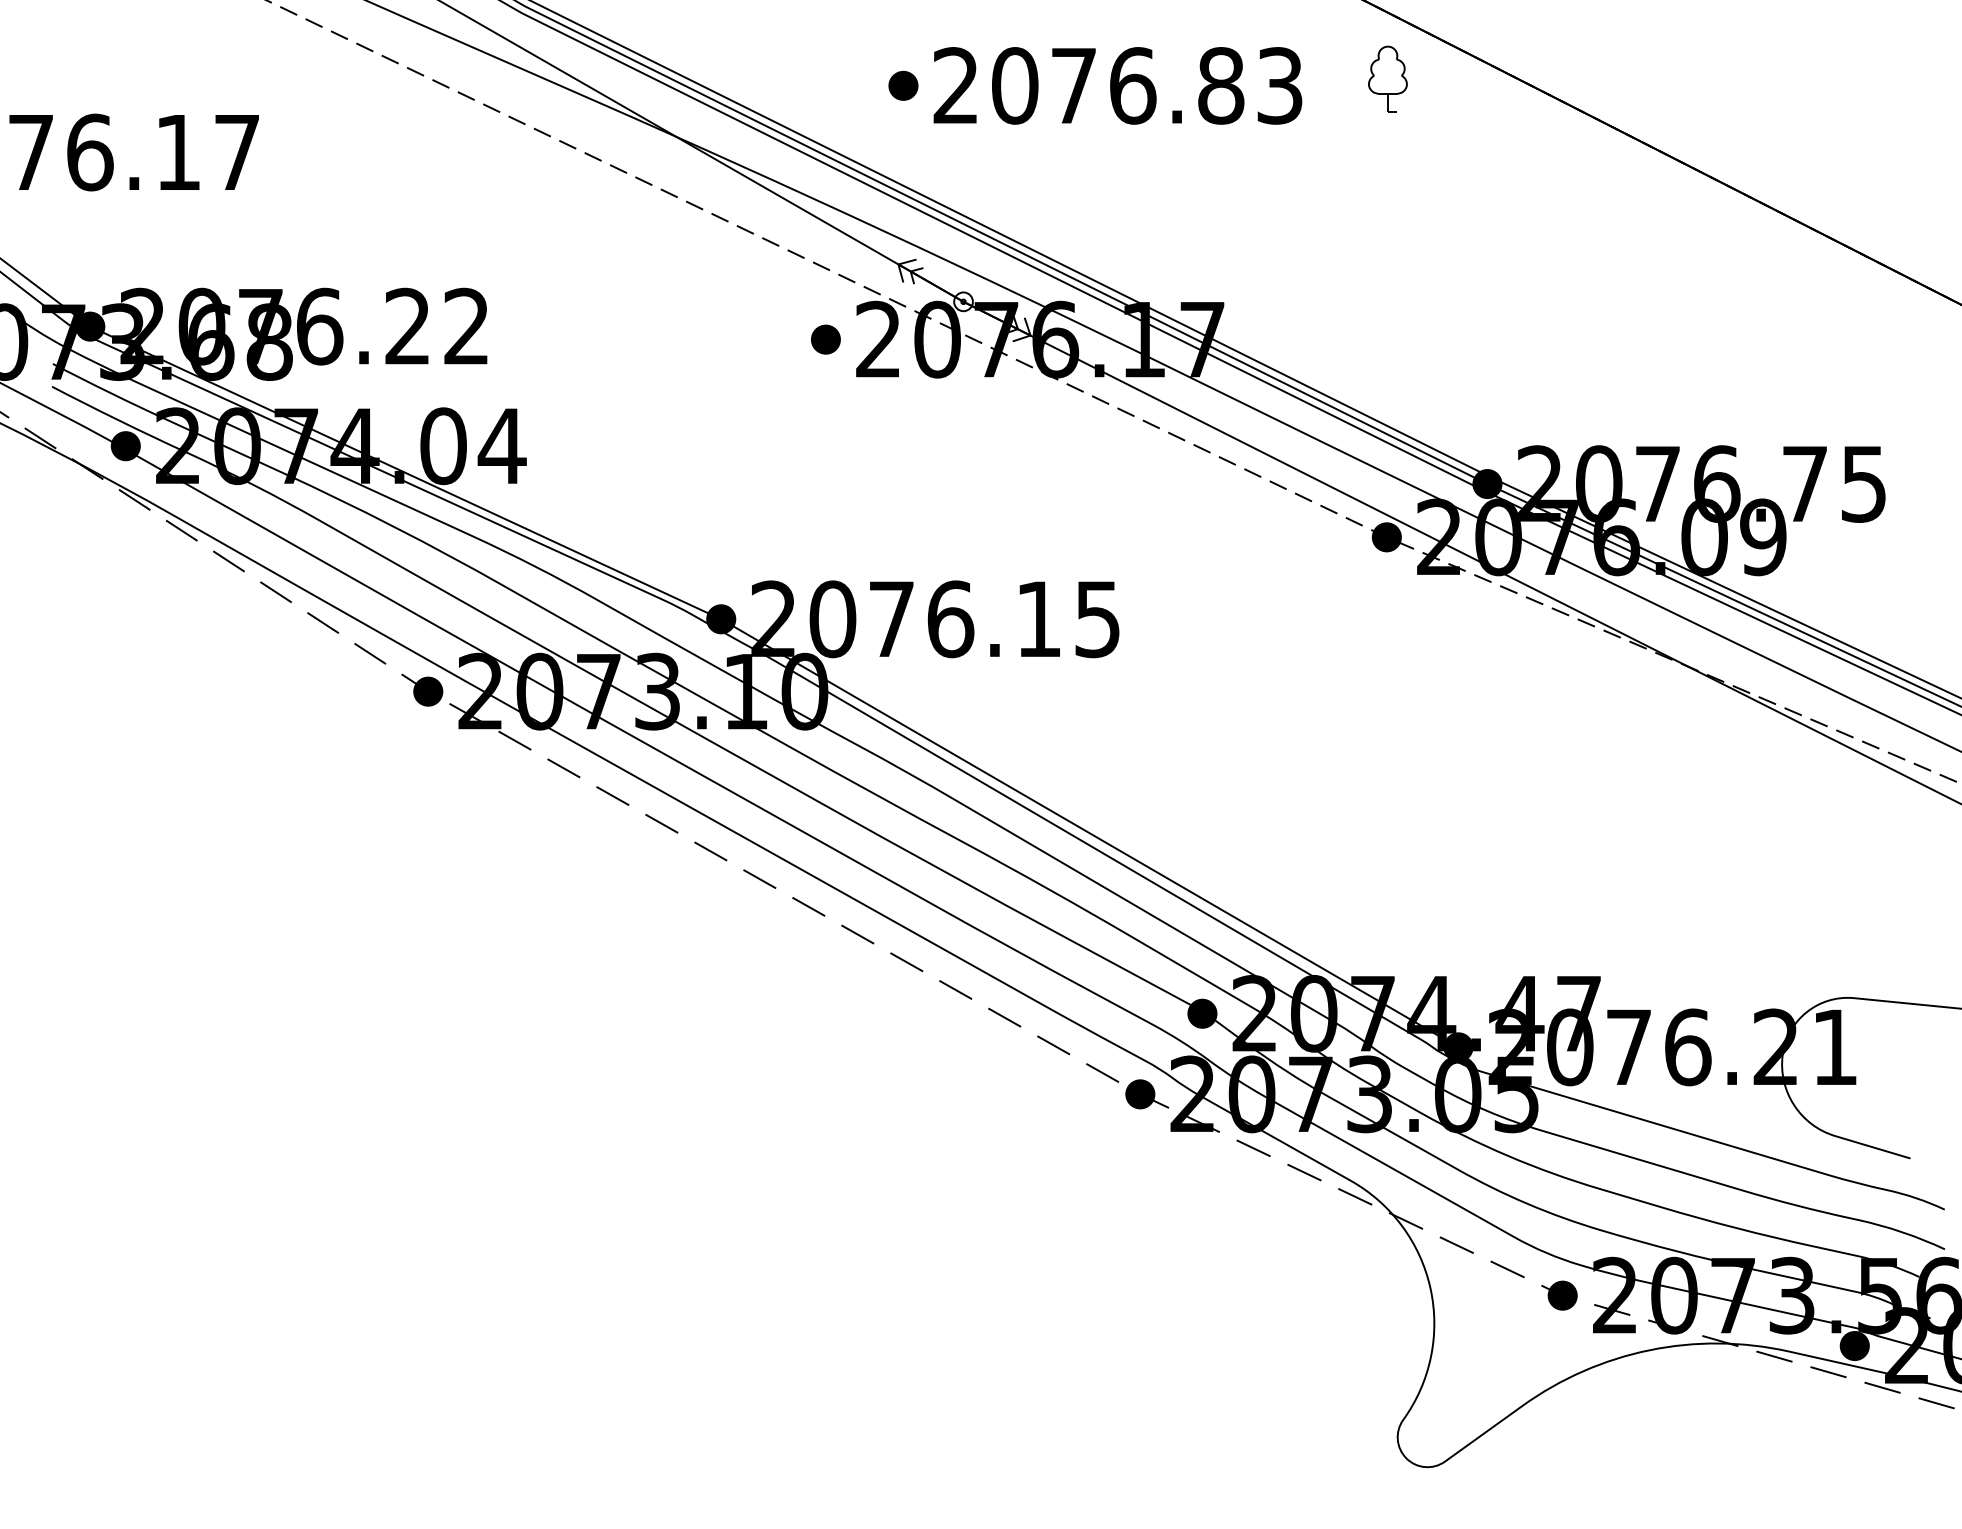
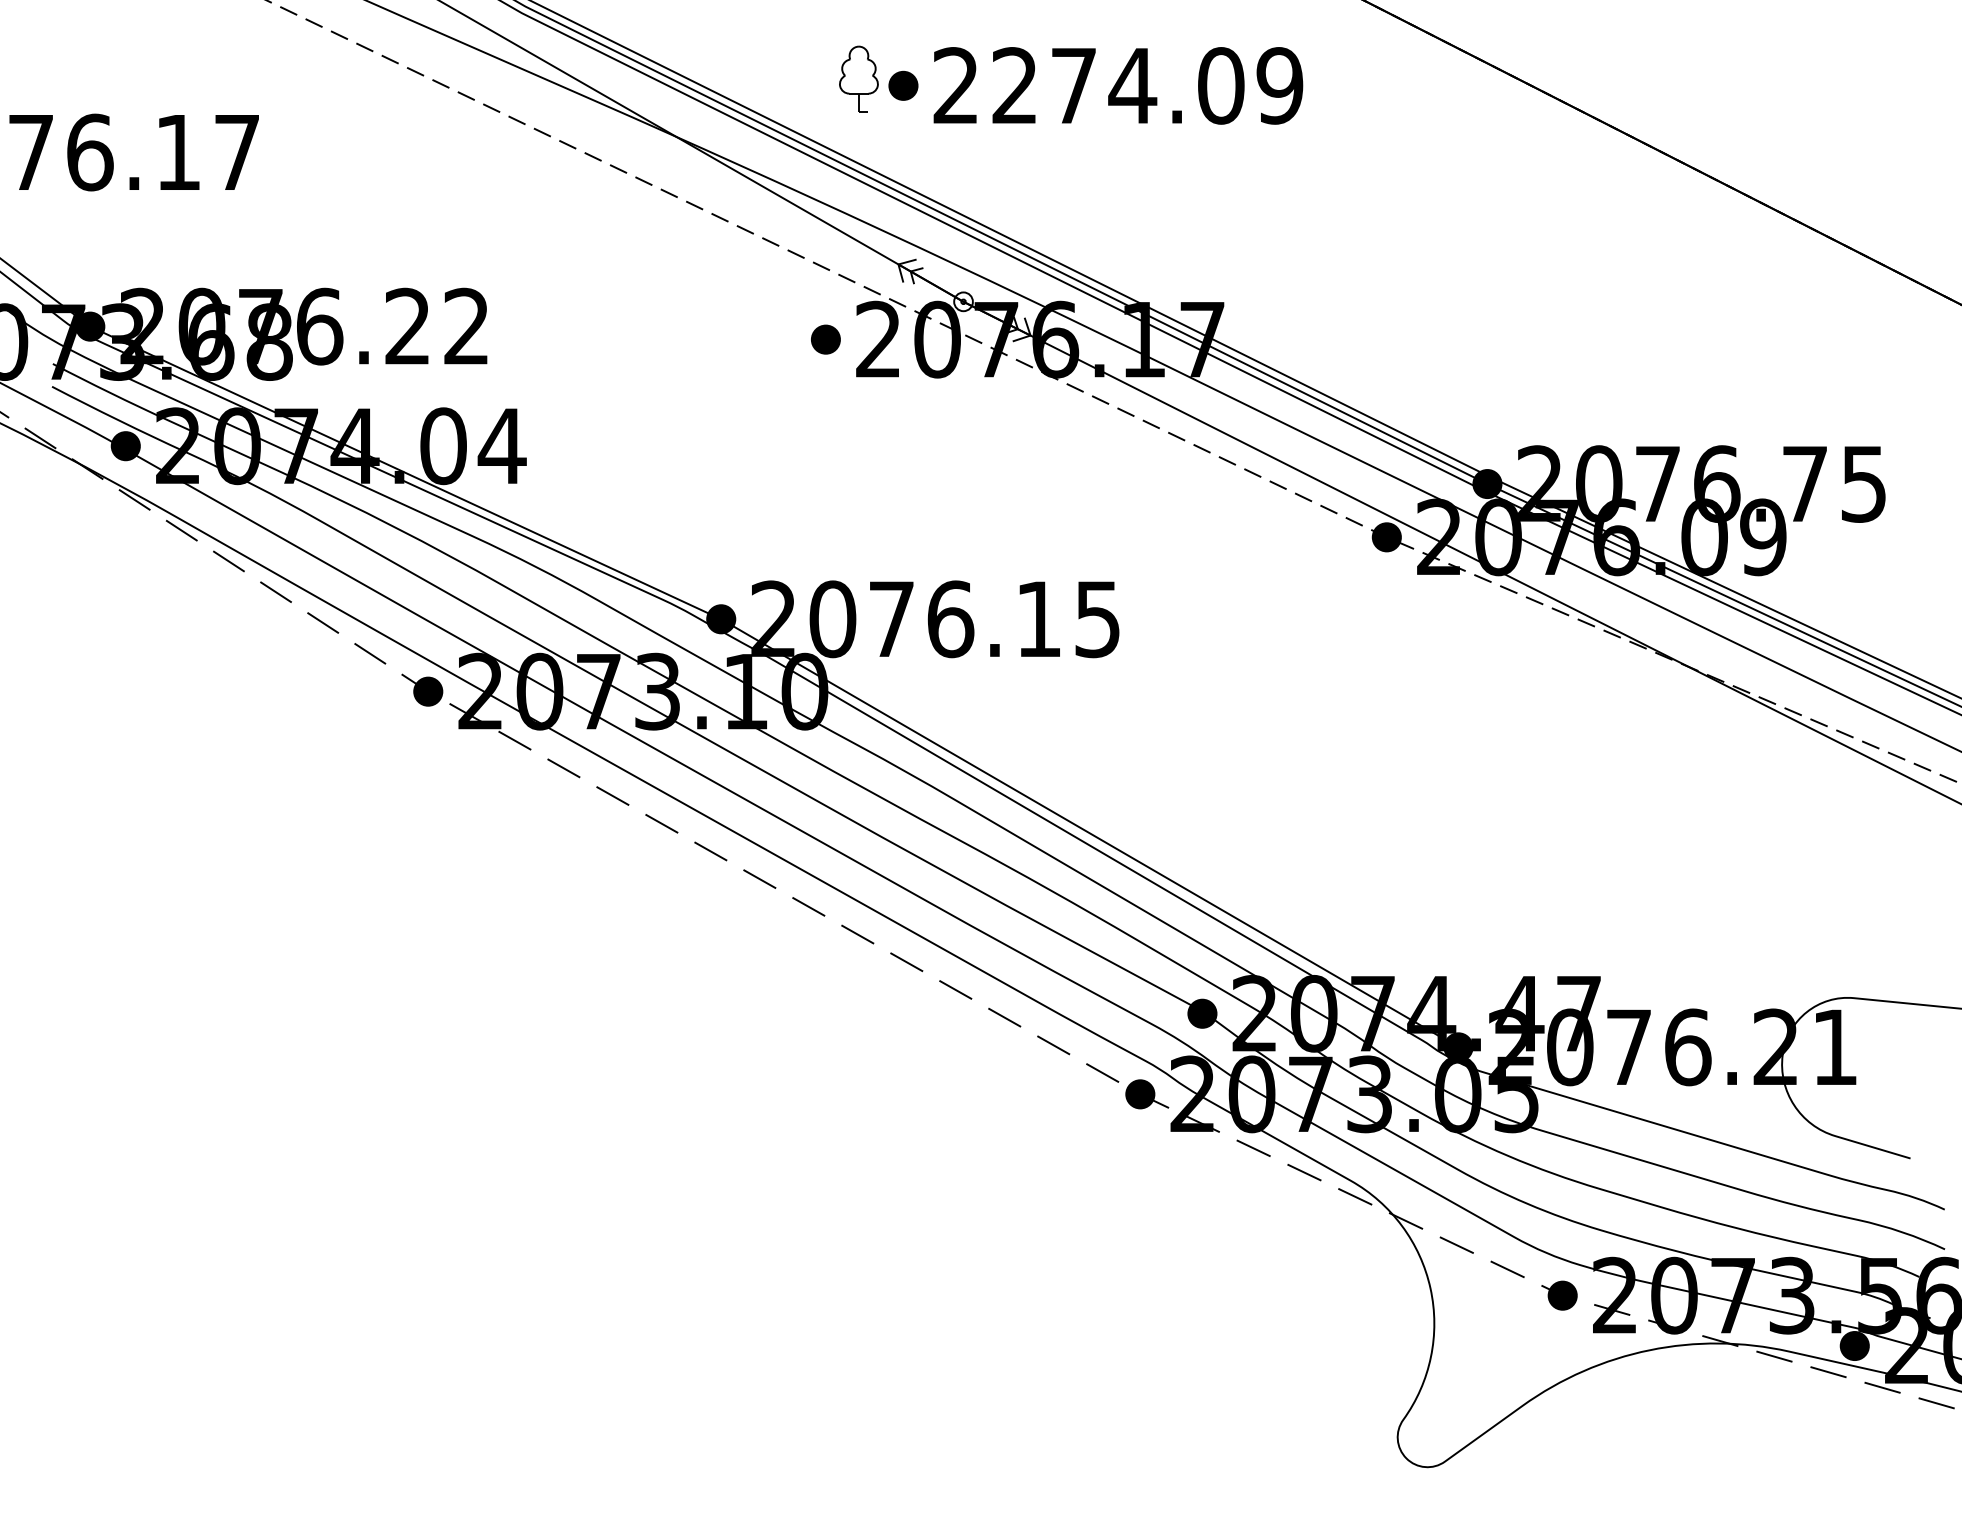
part position: (1387, 78) -> (858, 78) (858, 78)
text: 2076.83 -> 2274.09 (1147, 85)
